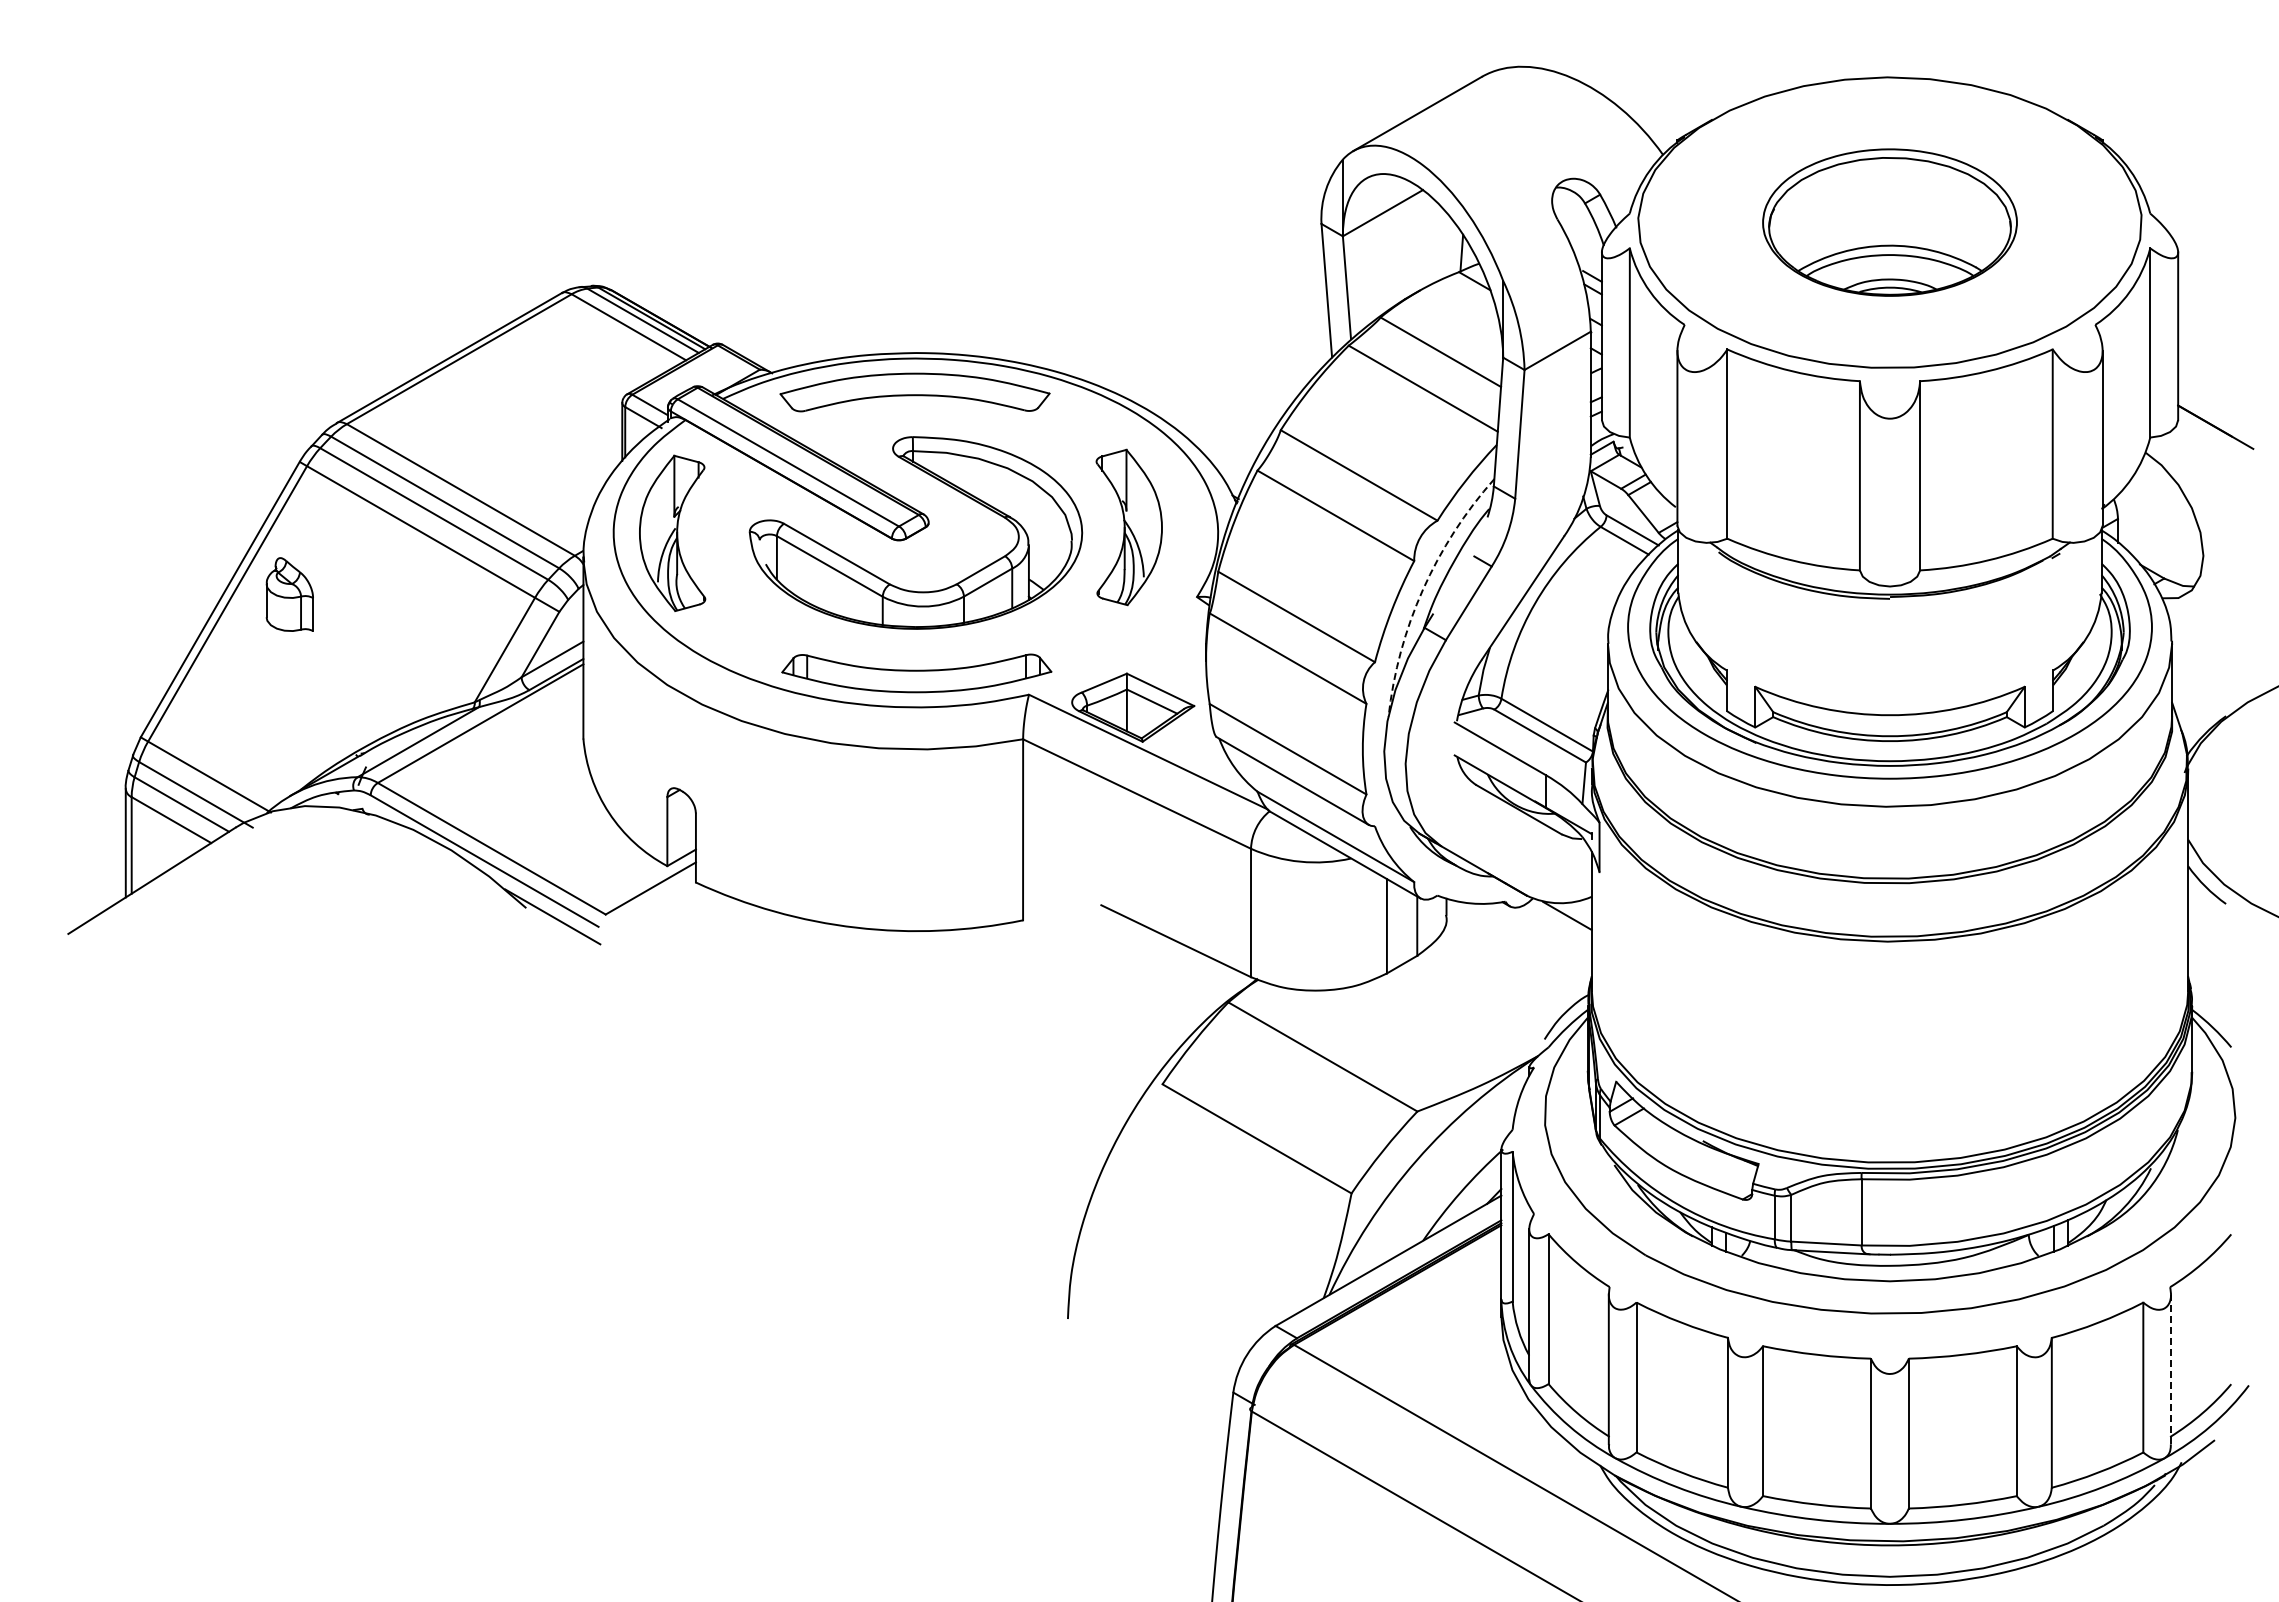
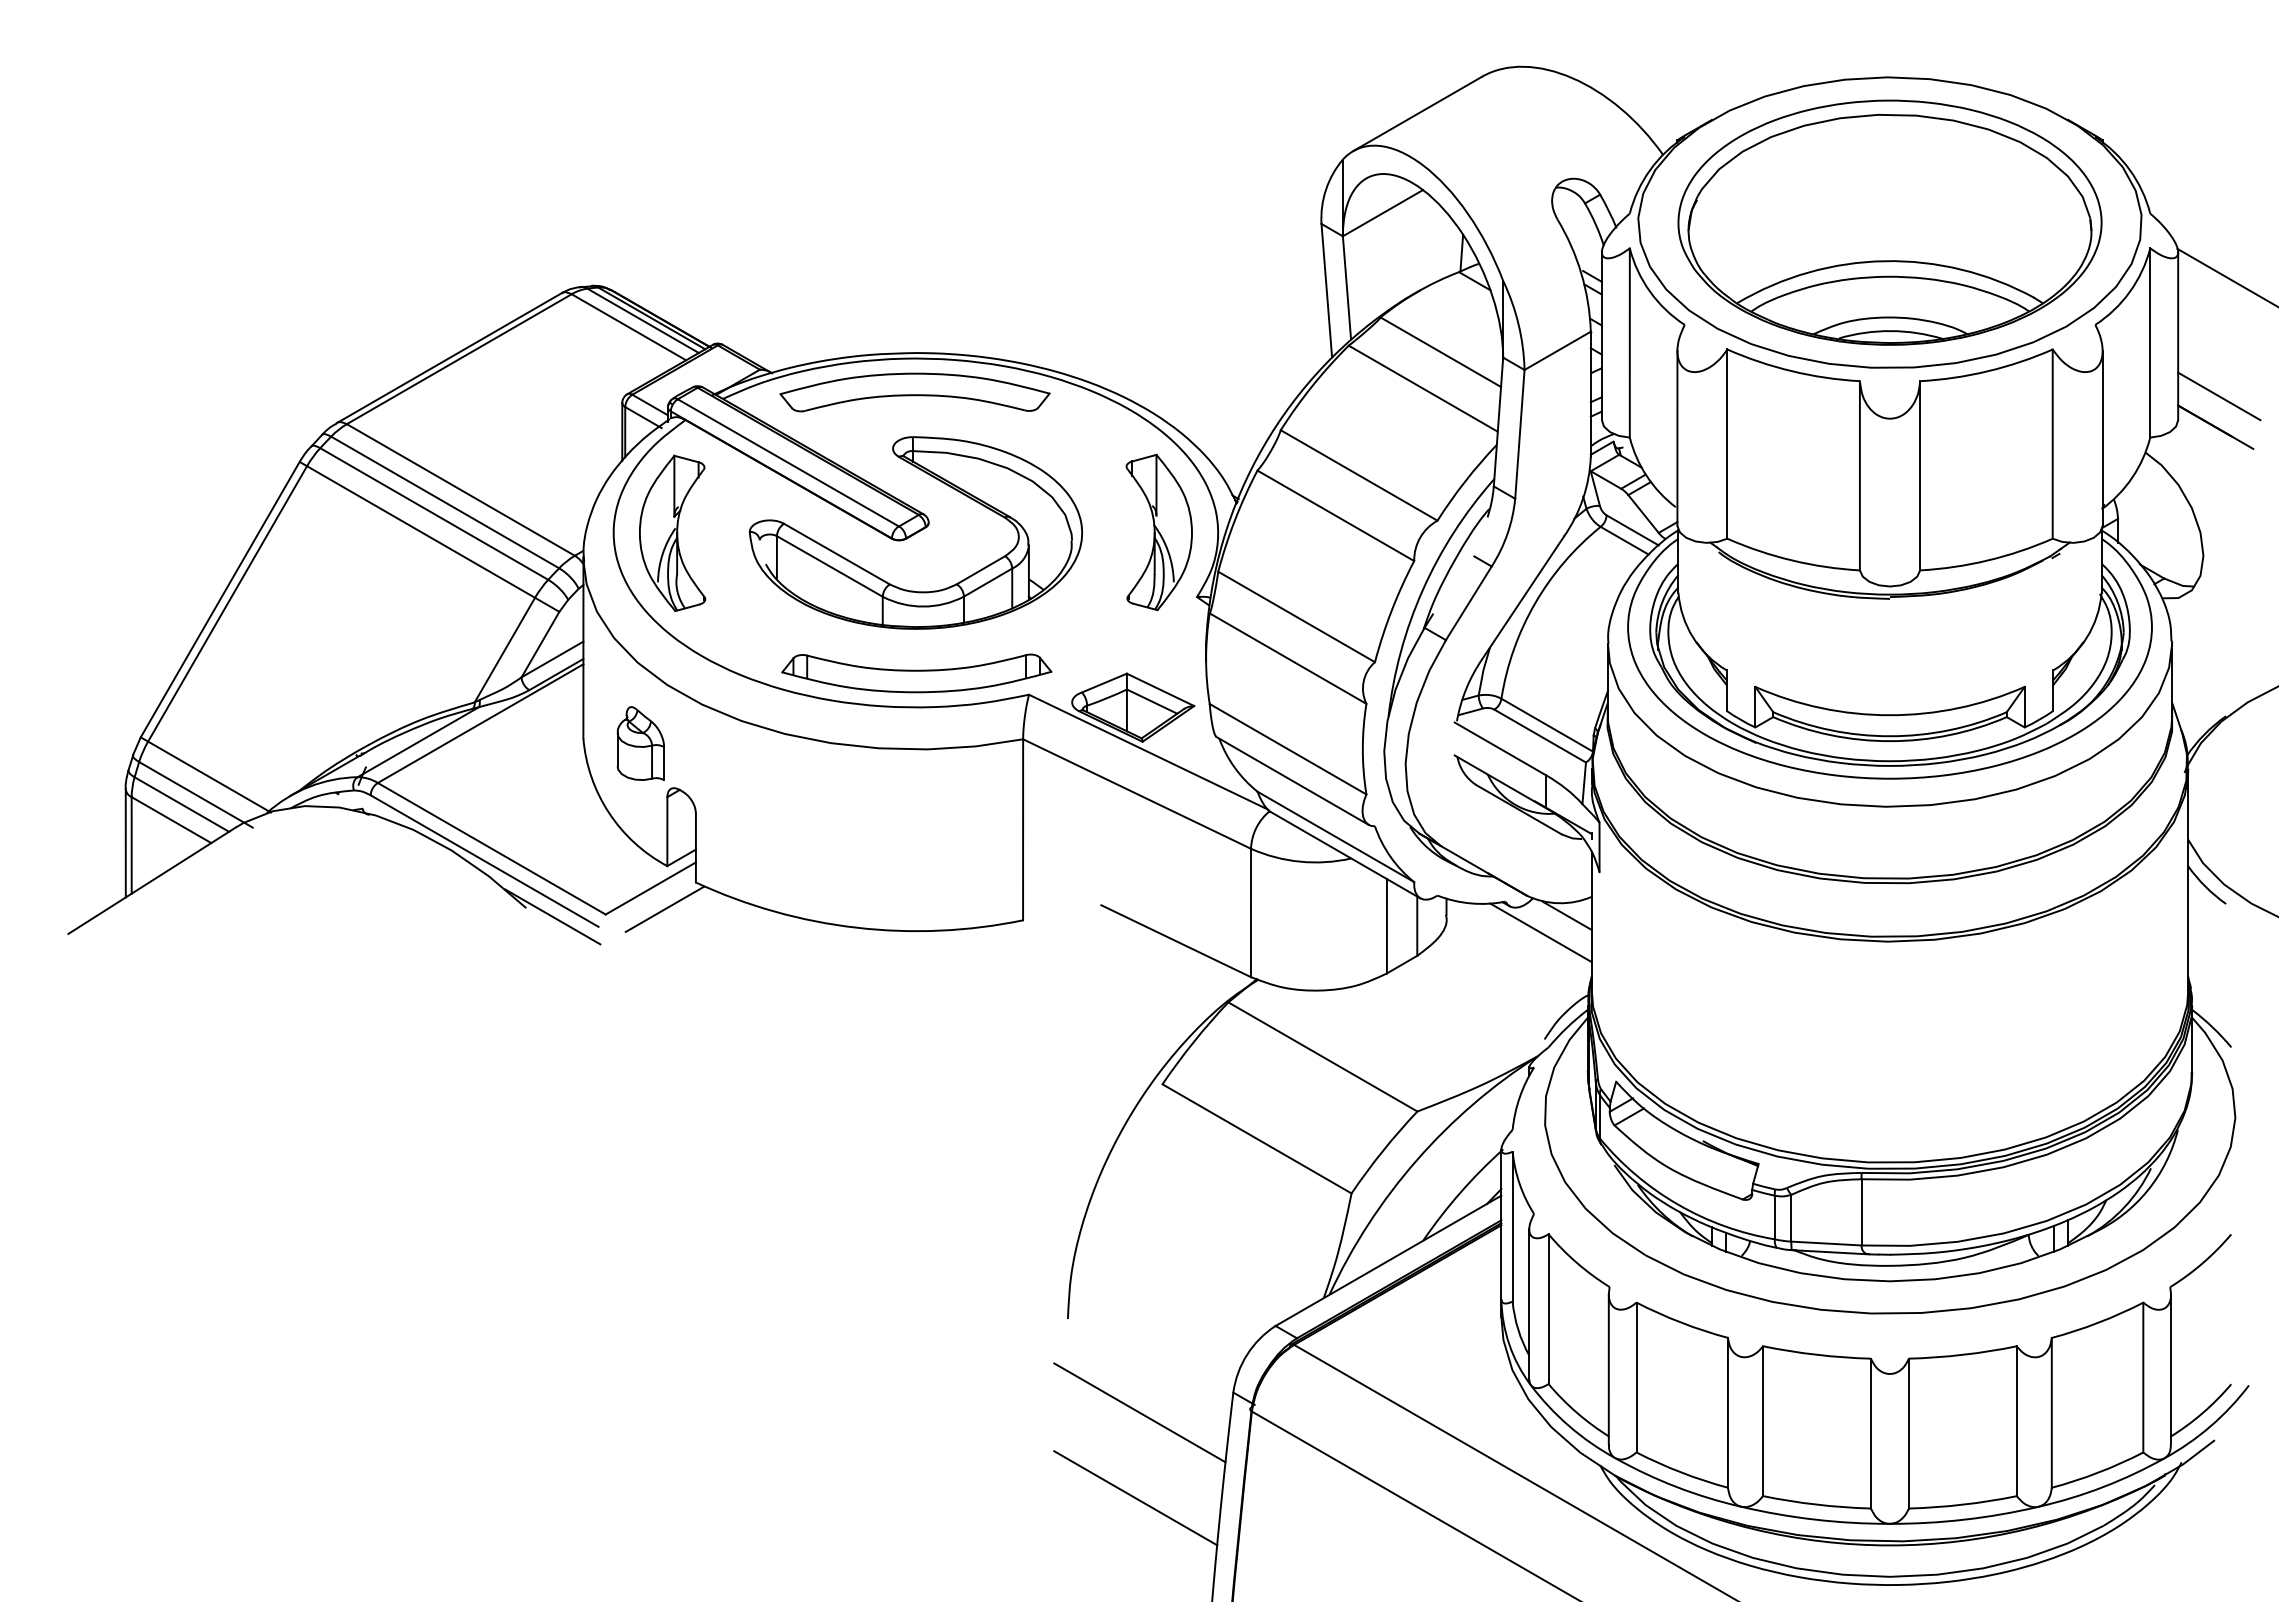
part size: 256x149 px -> 426x247 px (1889, 222)
line: none -> present (2226, 276)
line: none -> present (2219, 396)
part position: (1128, 527) -> (1158, 532) (1158, 532)
arc: dashed -> solid (1422, 589)
part position: (289, 594) -> (640, 743) (640, 743)
line: none -> present (664, 908)
line: none -> present (1540, 932)
line: dashed -> solid (2171, 1369)
line: none -> present (1139, 1412)
line: none -> present (1135, 1498)
